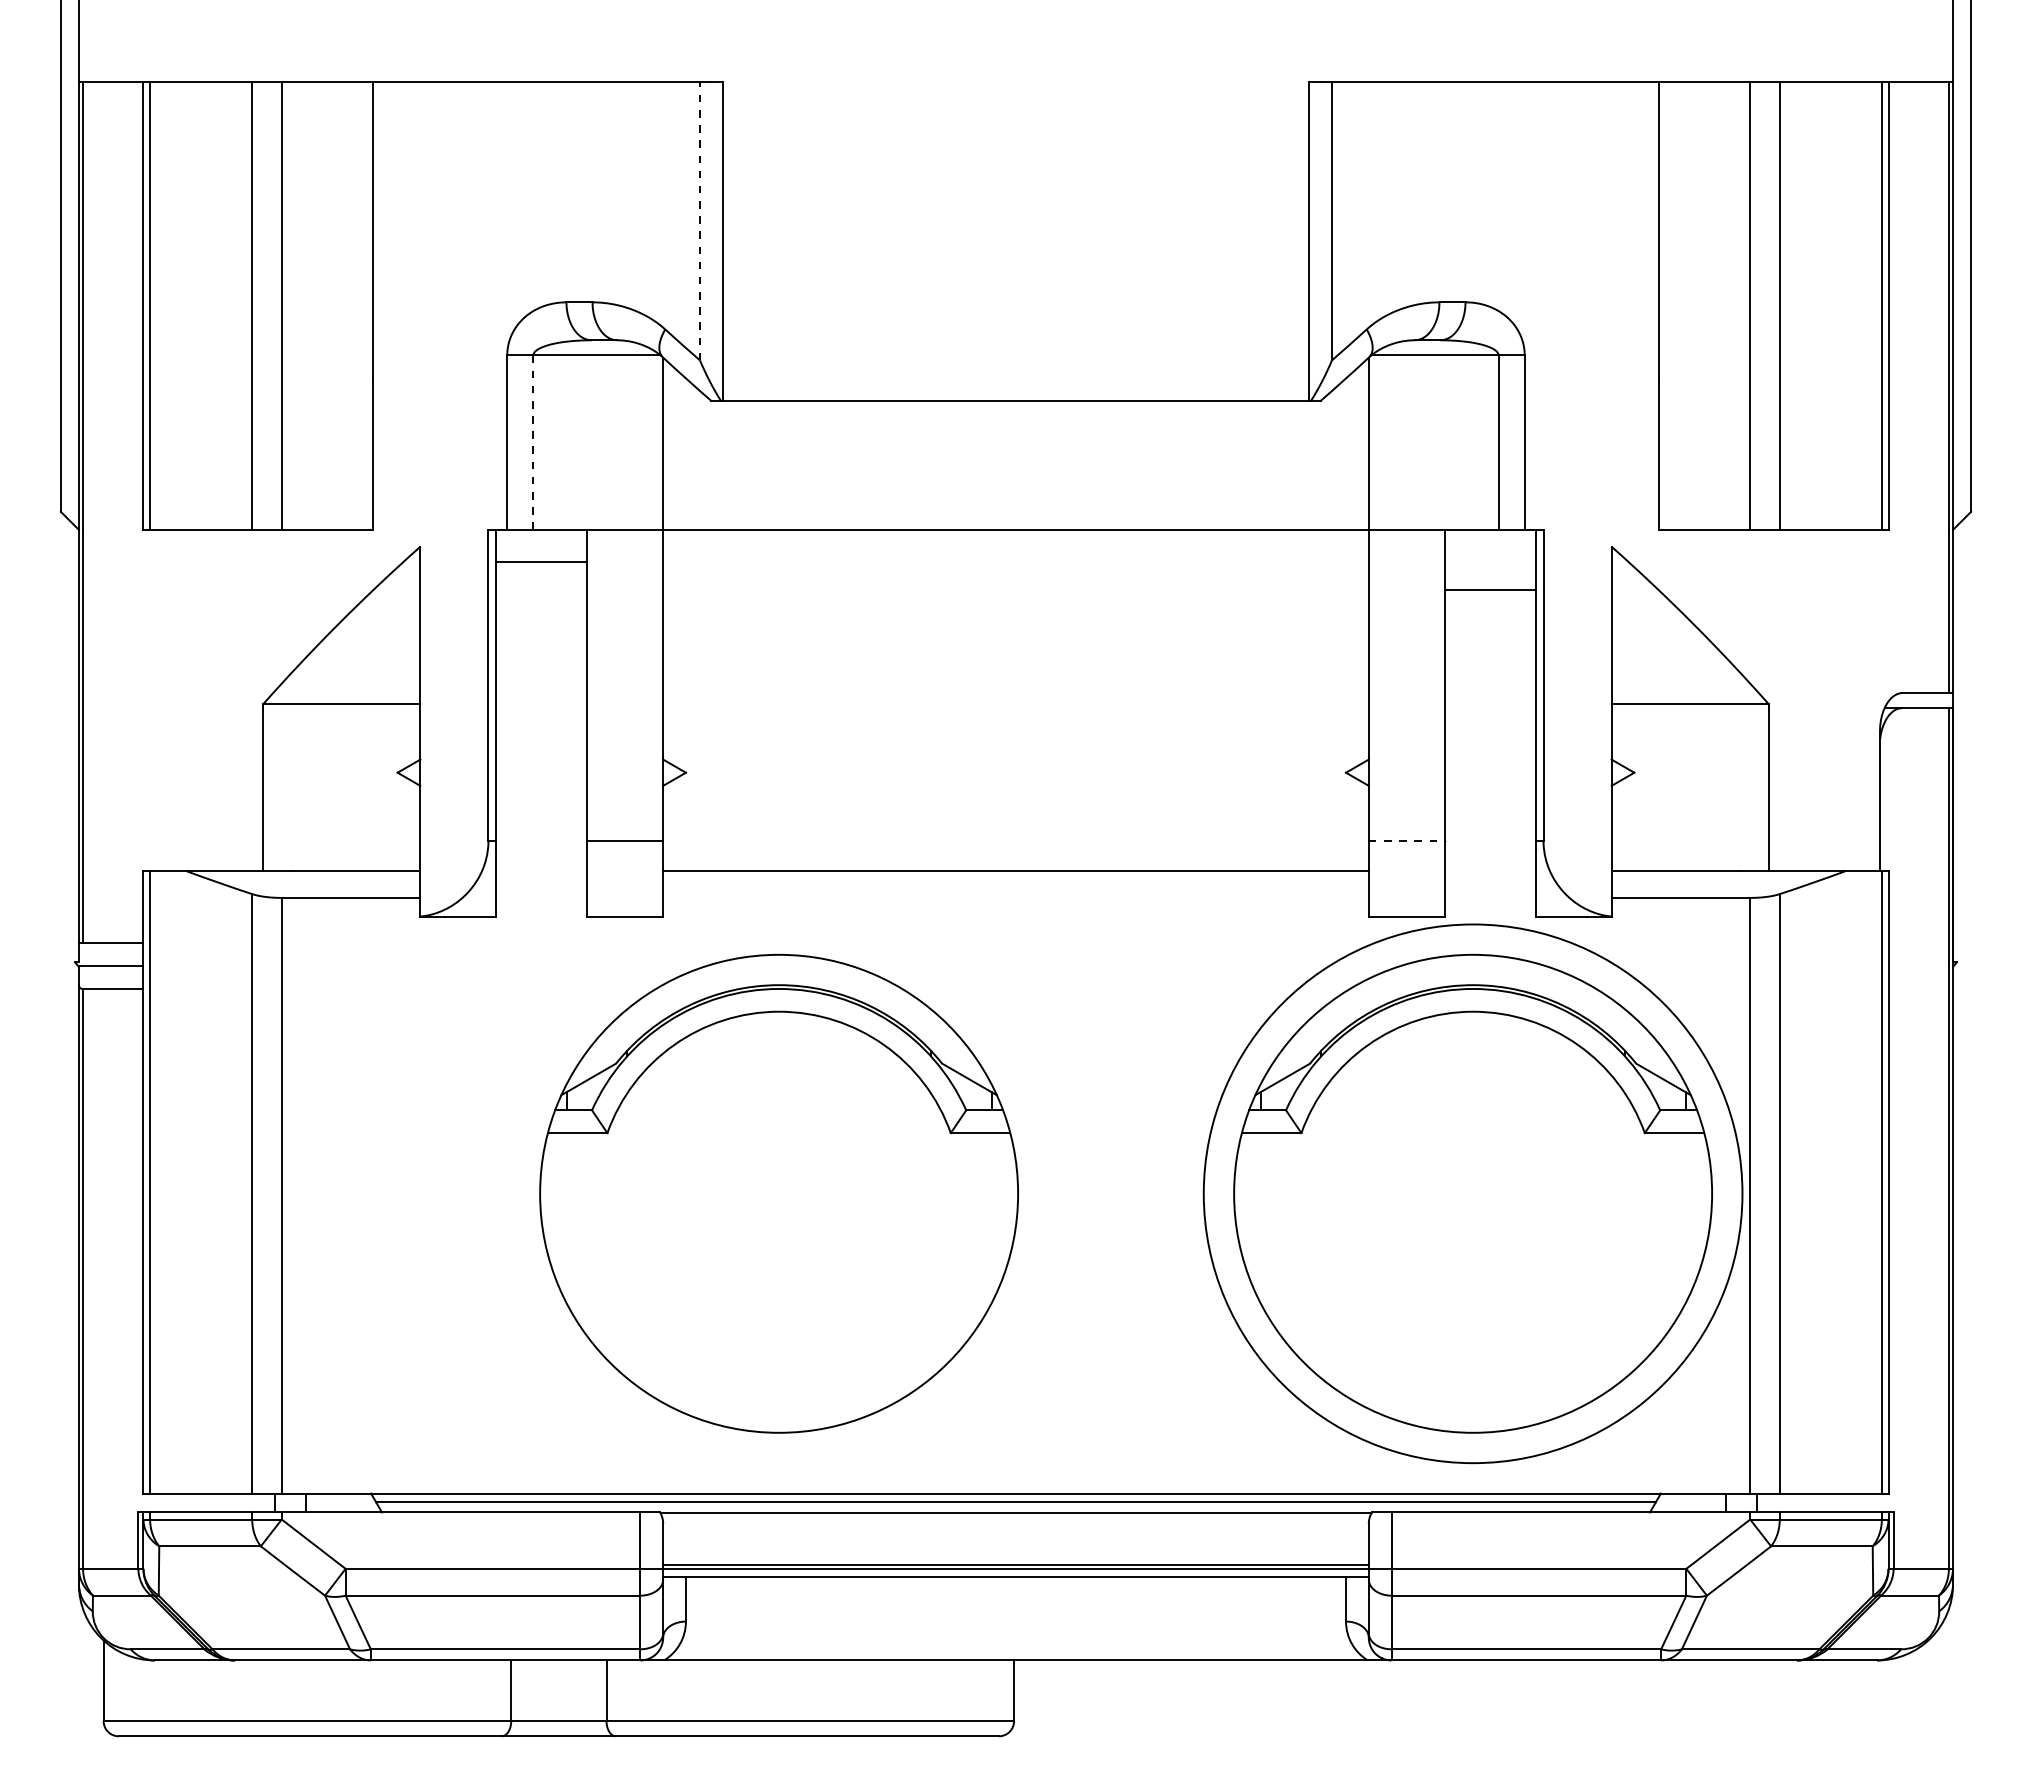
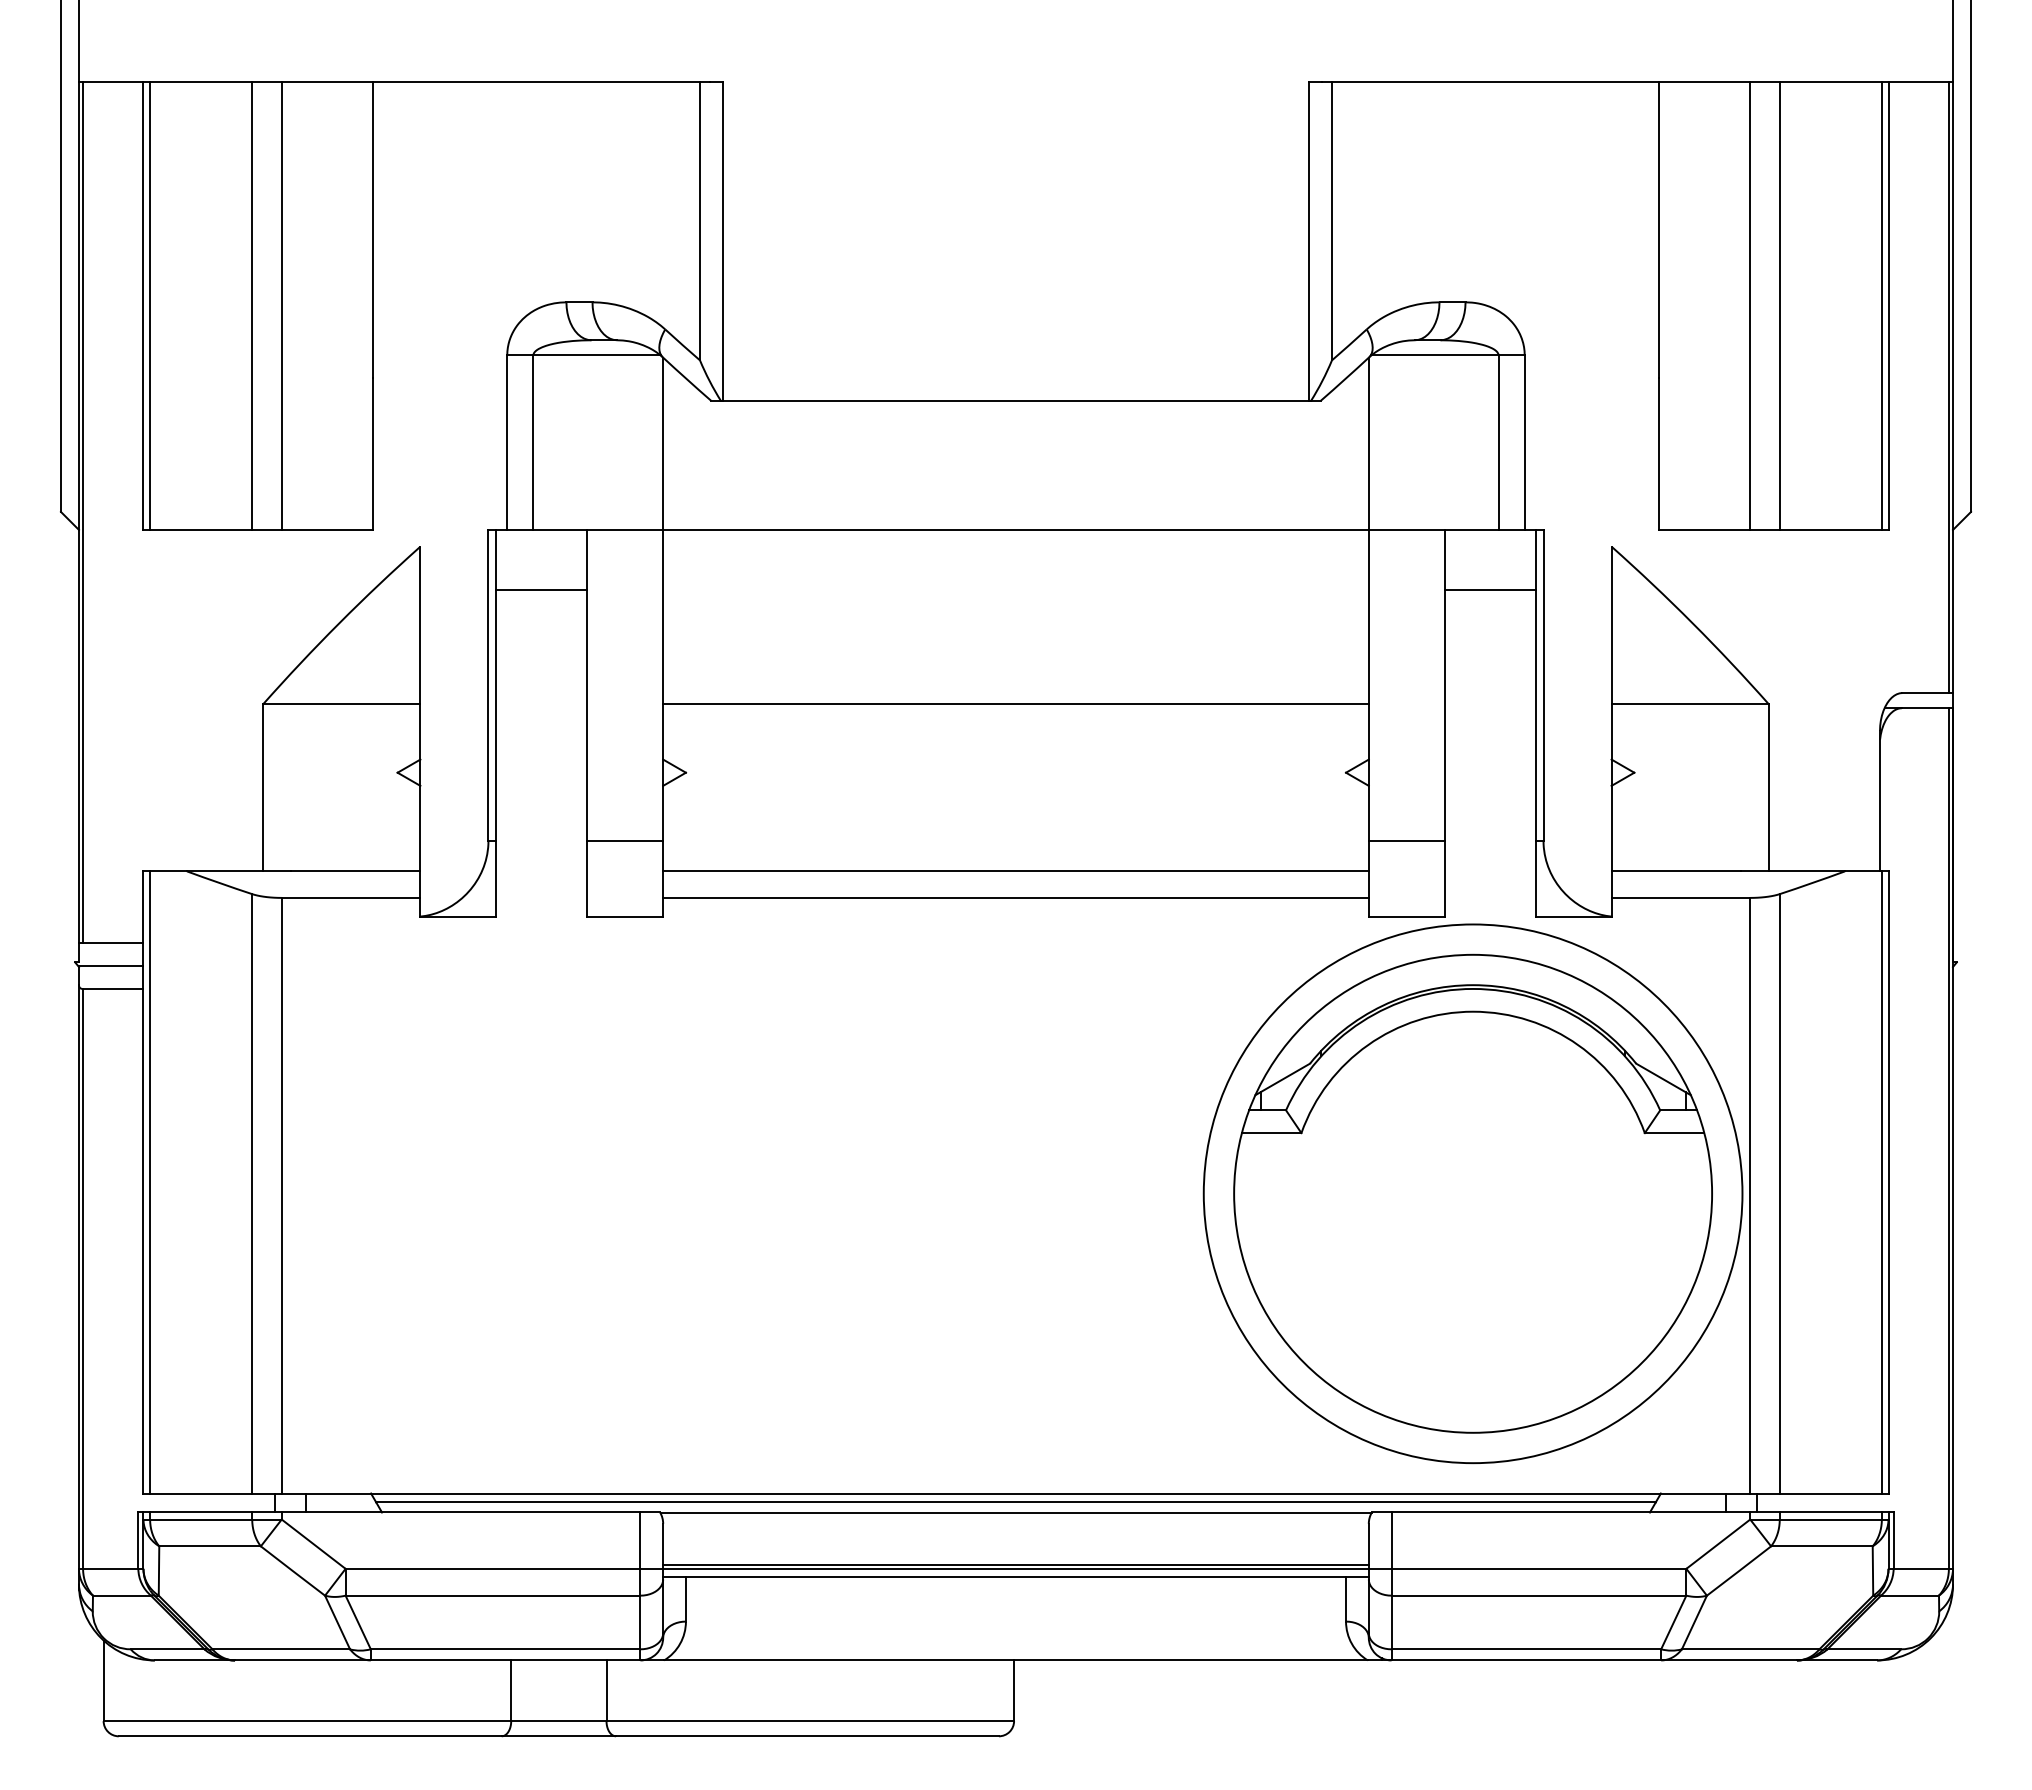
line: dashed -> solid (699, 220)
line: dashed -> solid (533, 443)
line position: (541, 562) -> (541, 590) (541, 590)
line: none -> present (1015, 704)
line: dashed -> solid (1406, 841)
line: none -> present (1015, 897)
part: present -> none (778, 1193)
